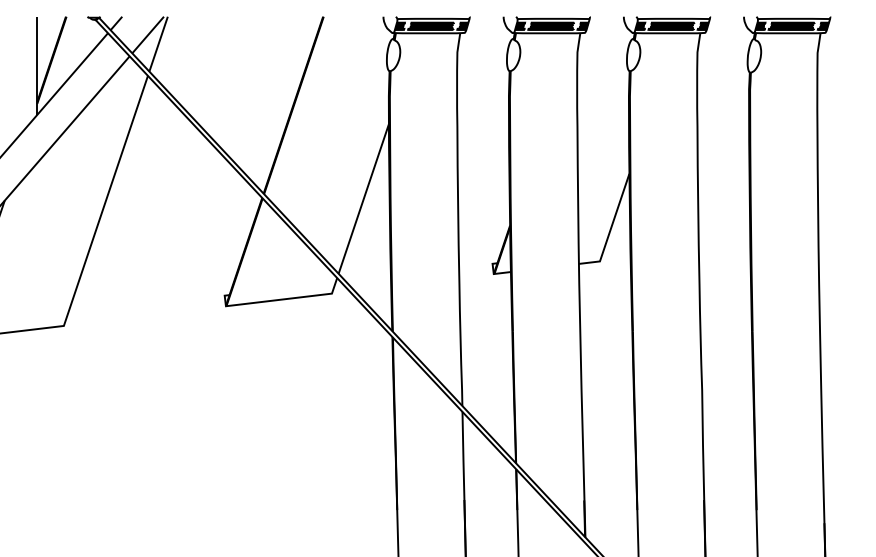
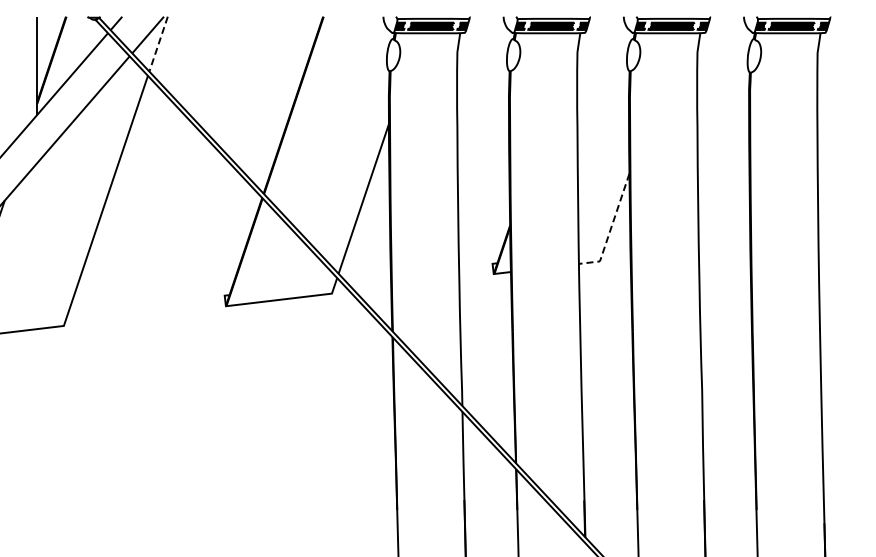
line: solid -> dashed (158, 44)
line: solid -> dashed (611, 228)
